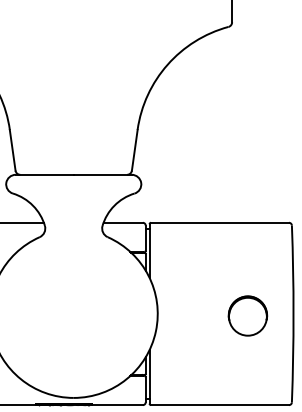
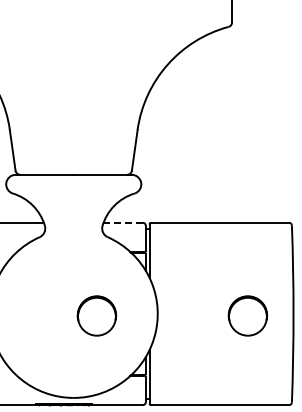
line: solid -> dashed (123, 222)
part: none -> present (96, 315)
